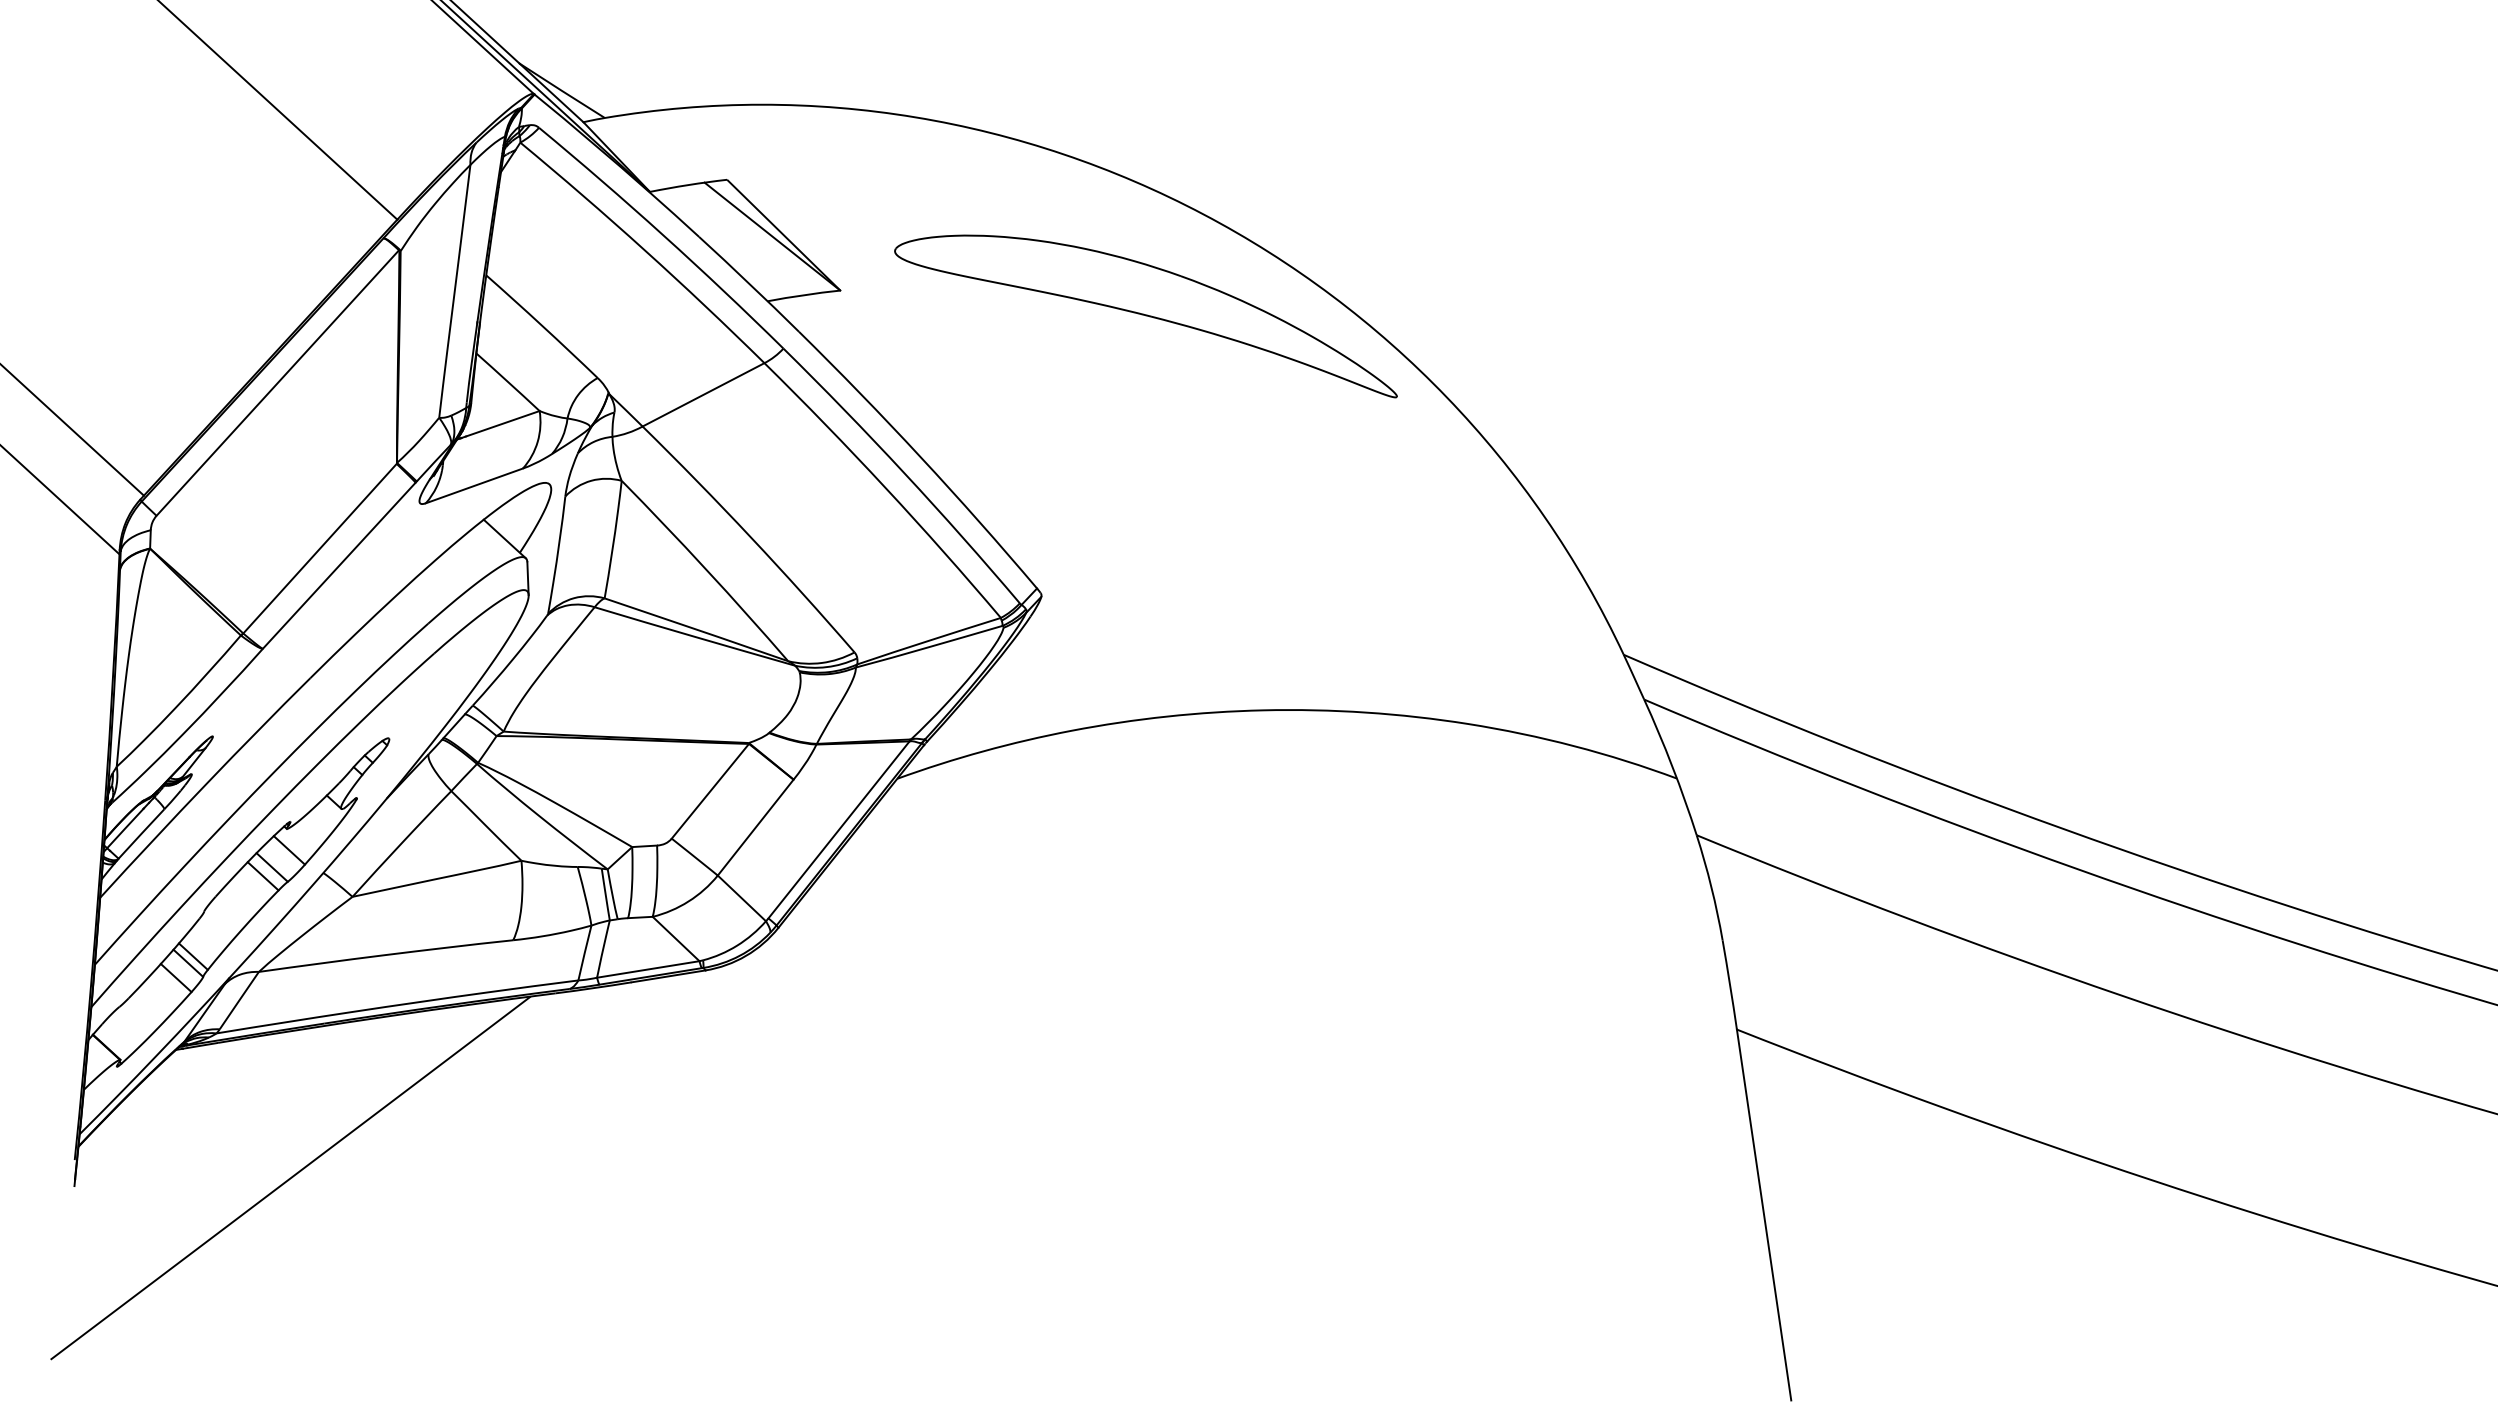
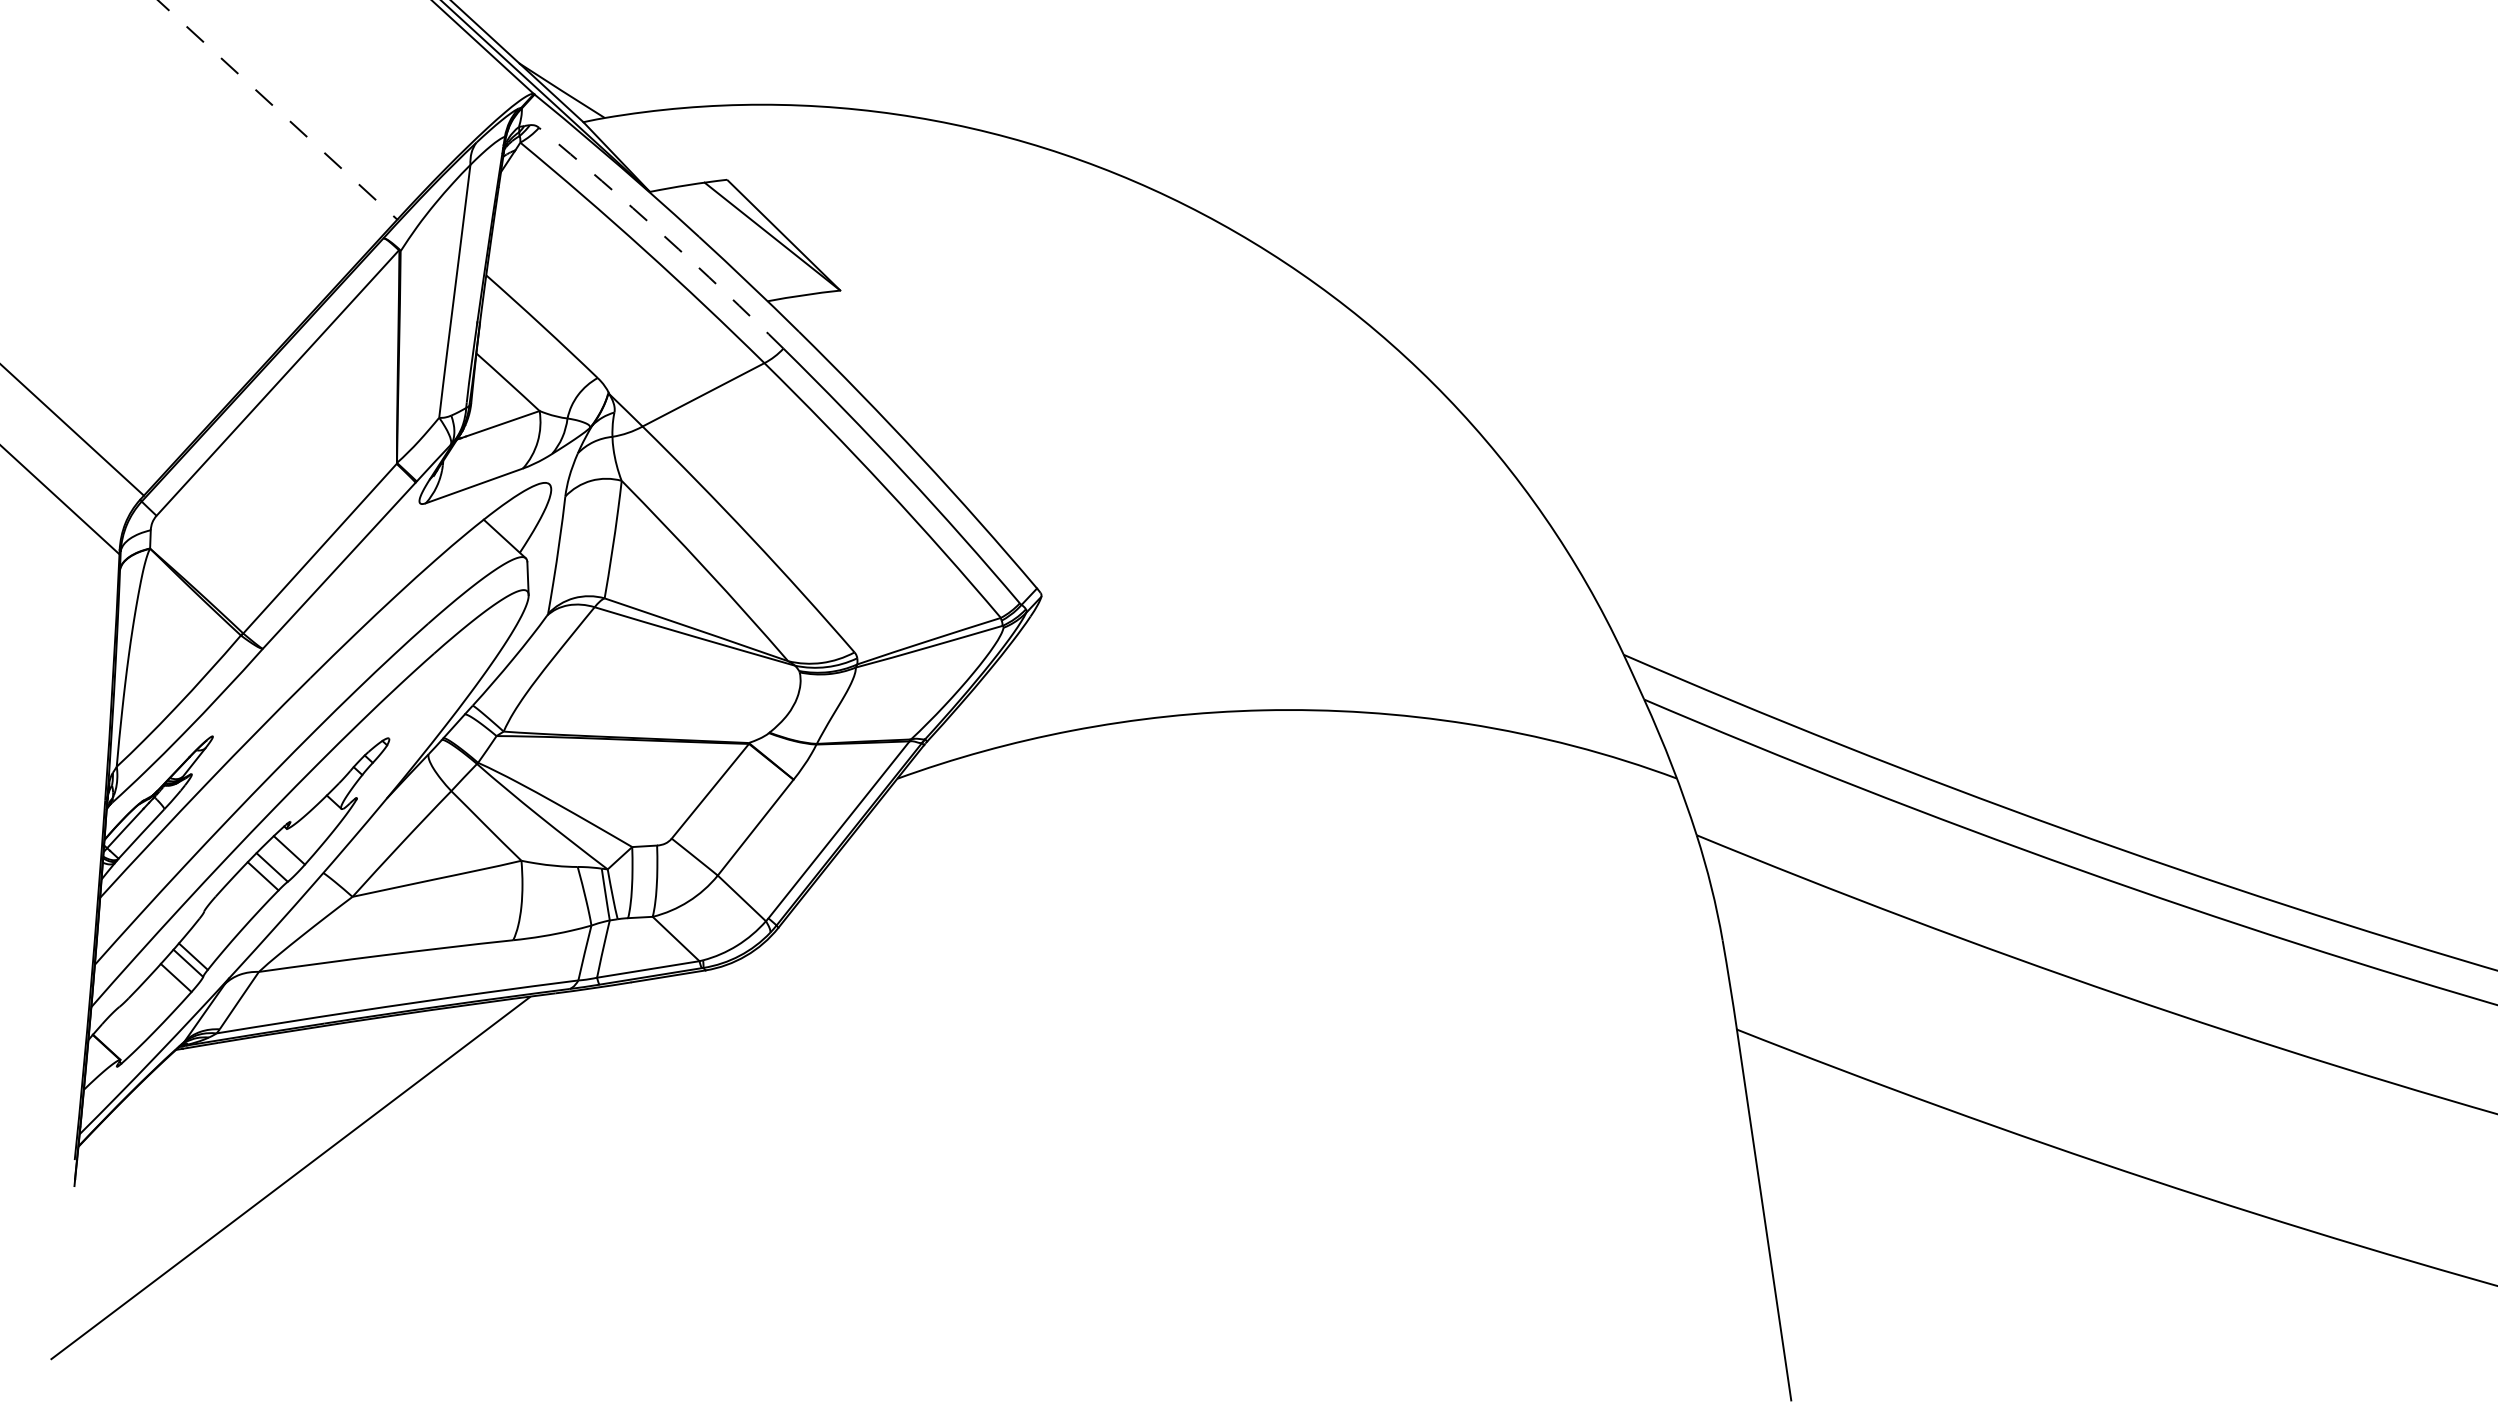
line: solid -> dashed (277, 110)
arc: solid -> dashed (663, 235)
part: present -> none (1145, 316)
